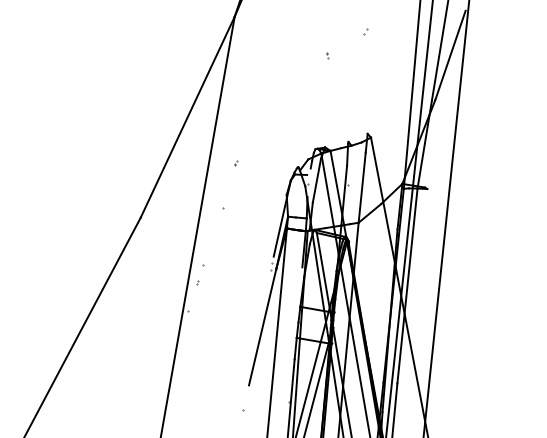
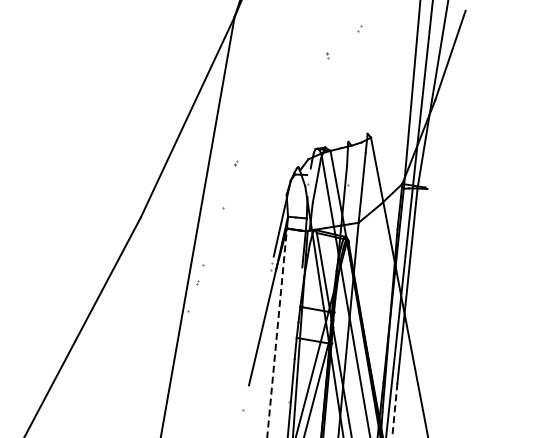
part position: (365, 31) -> (359, 28) (359, 28)
line: present -> none (446, 218)
line: solid -> dashed (277, 332)
line: solid -> dashed (394, 410)
